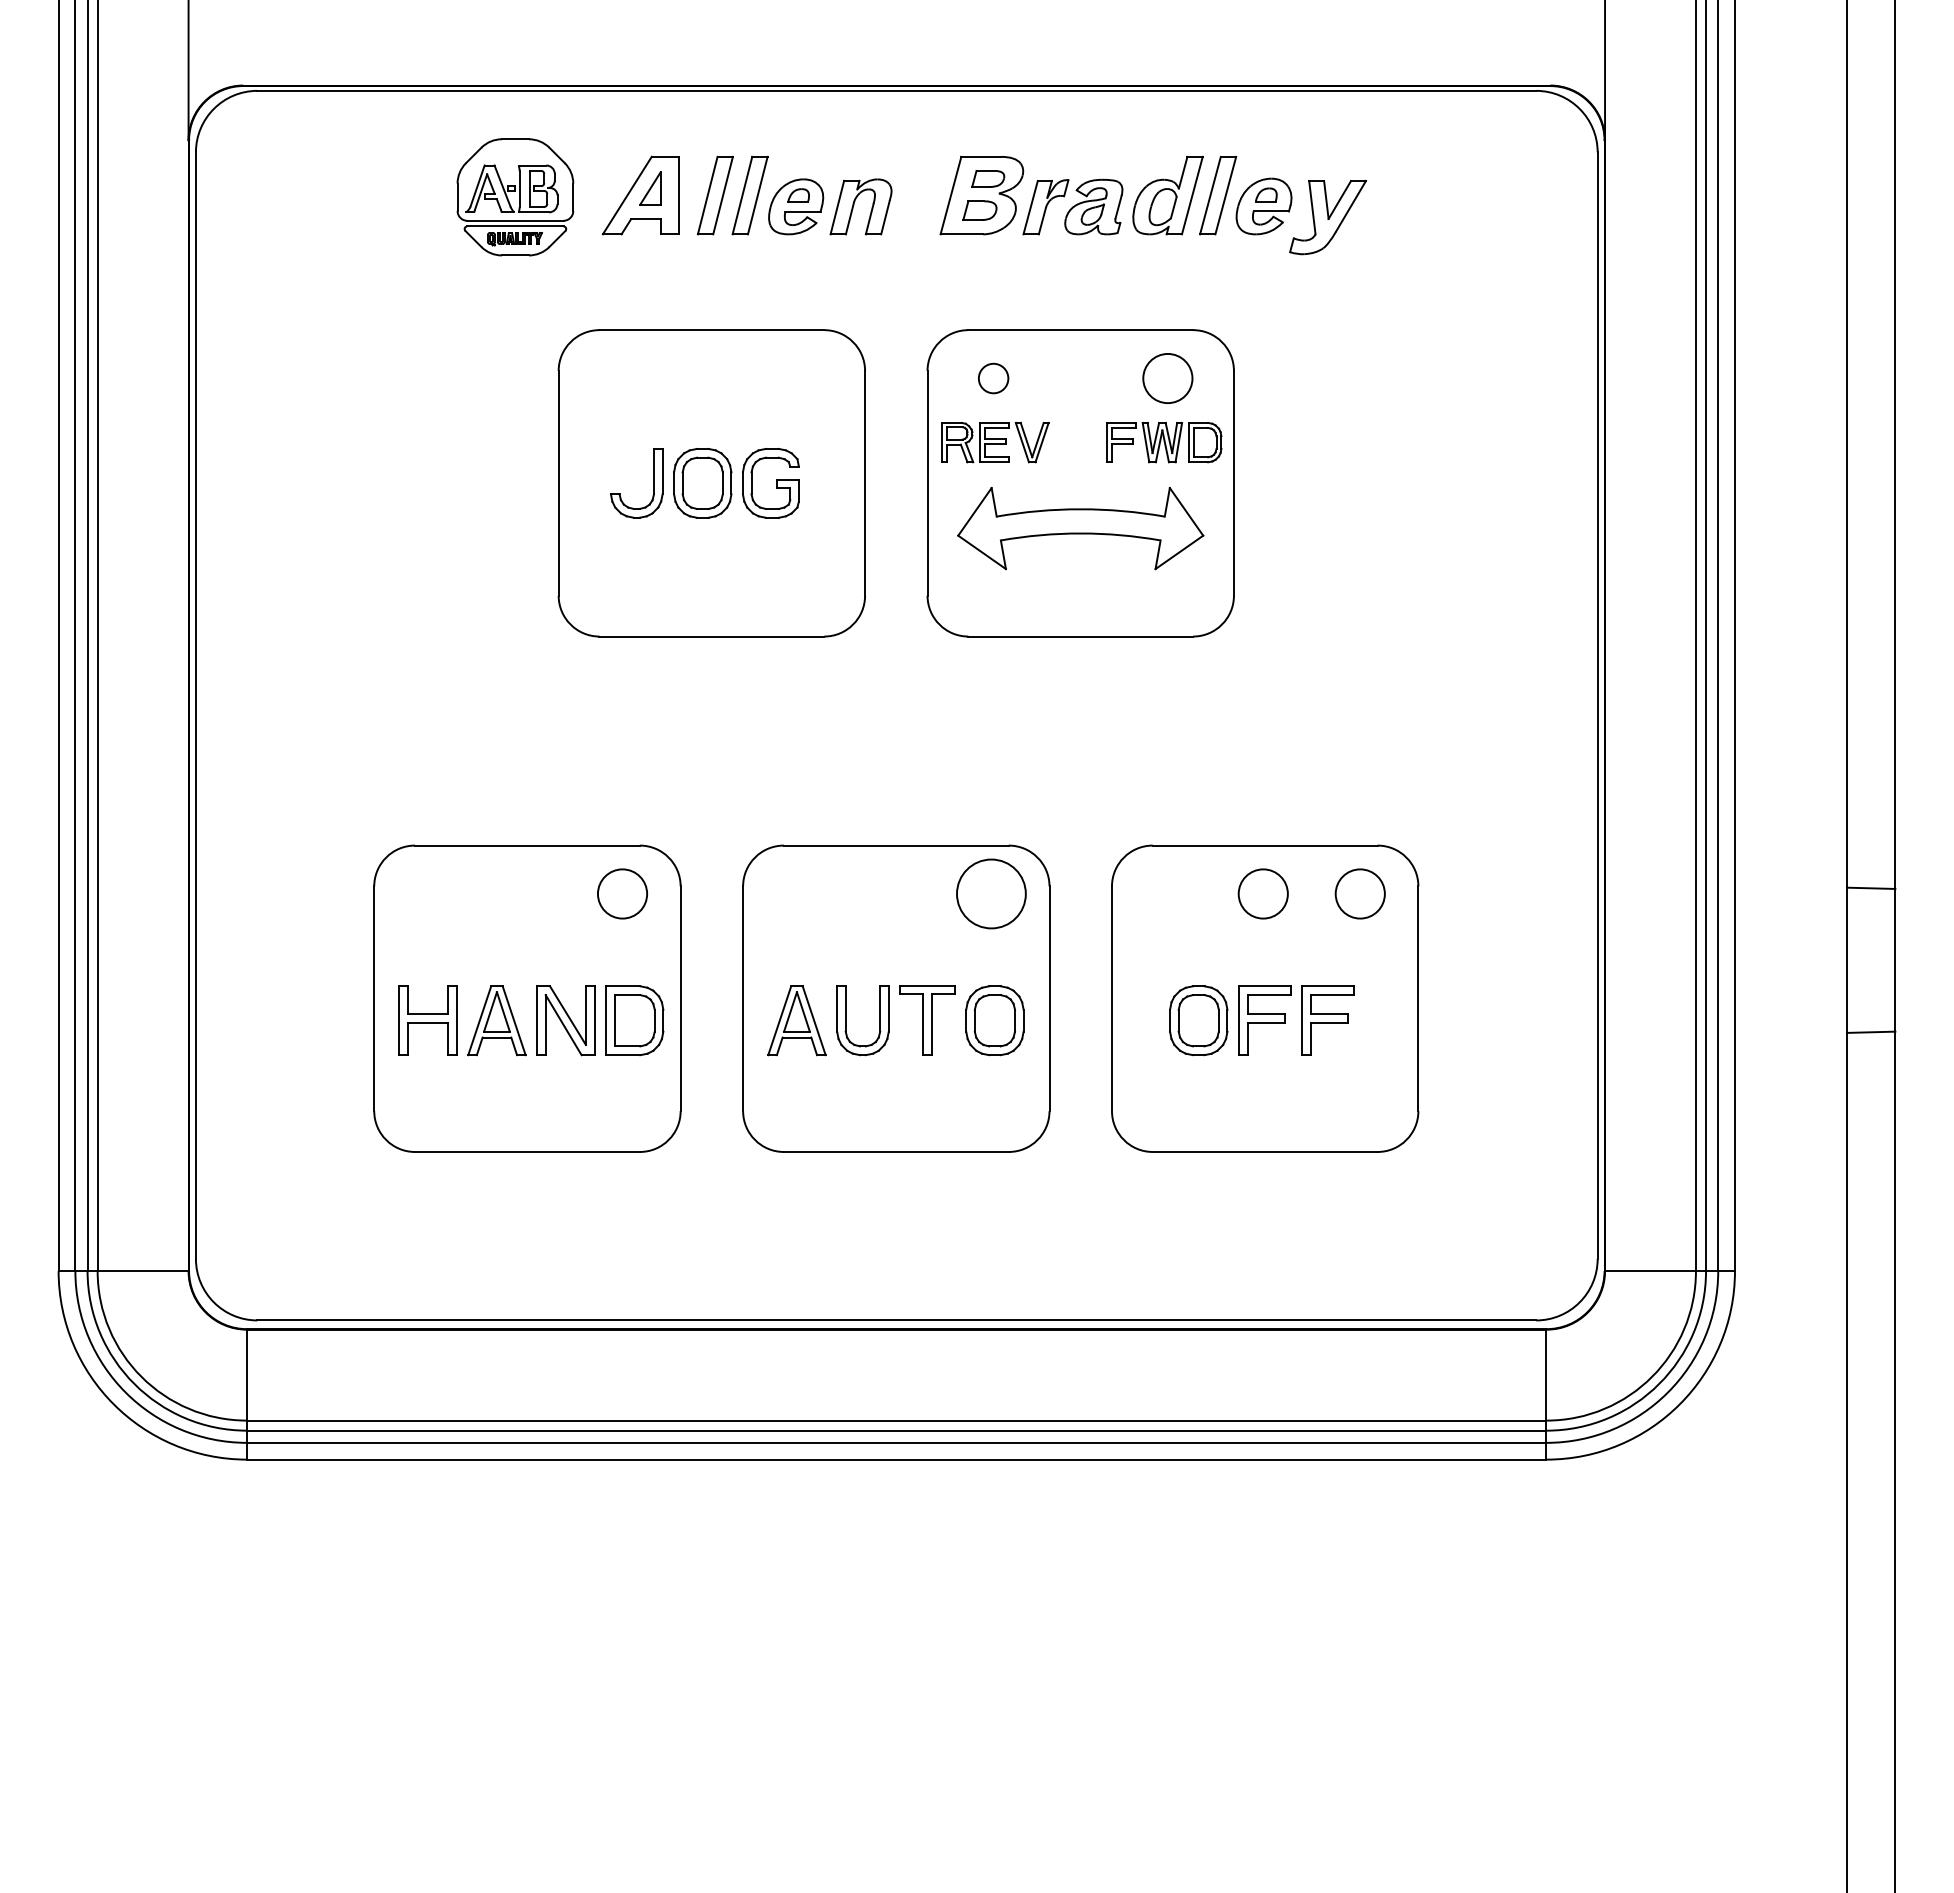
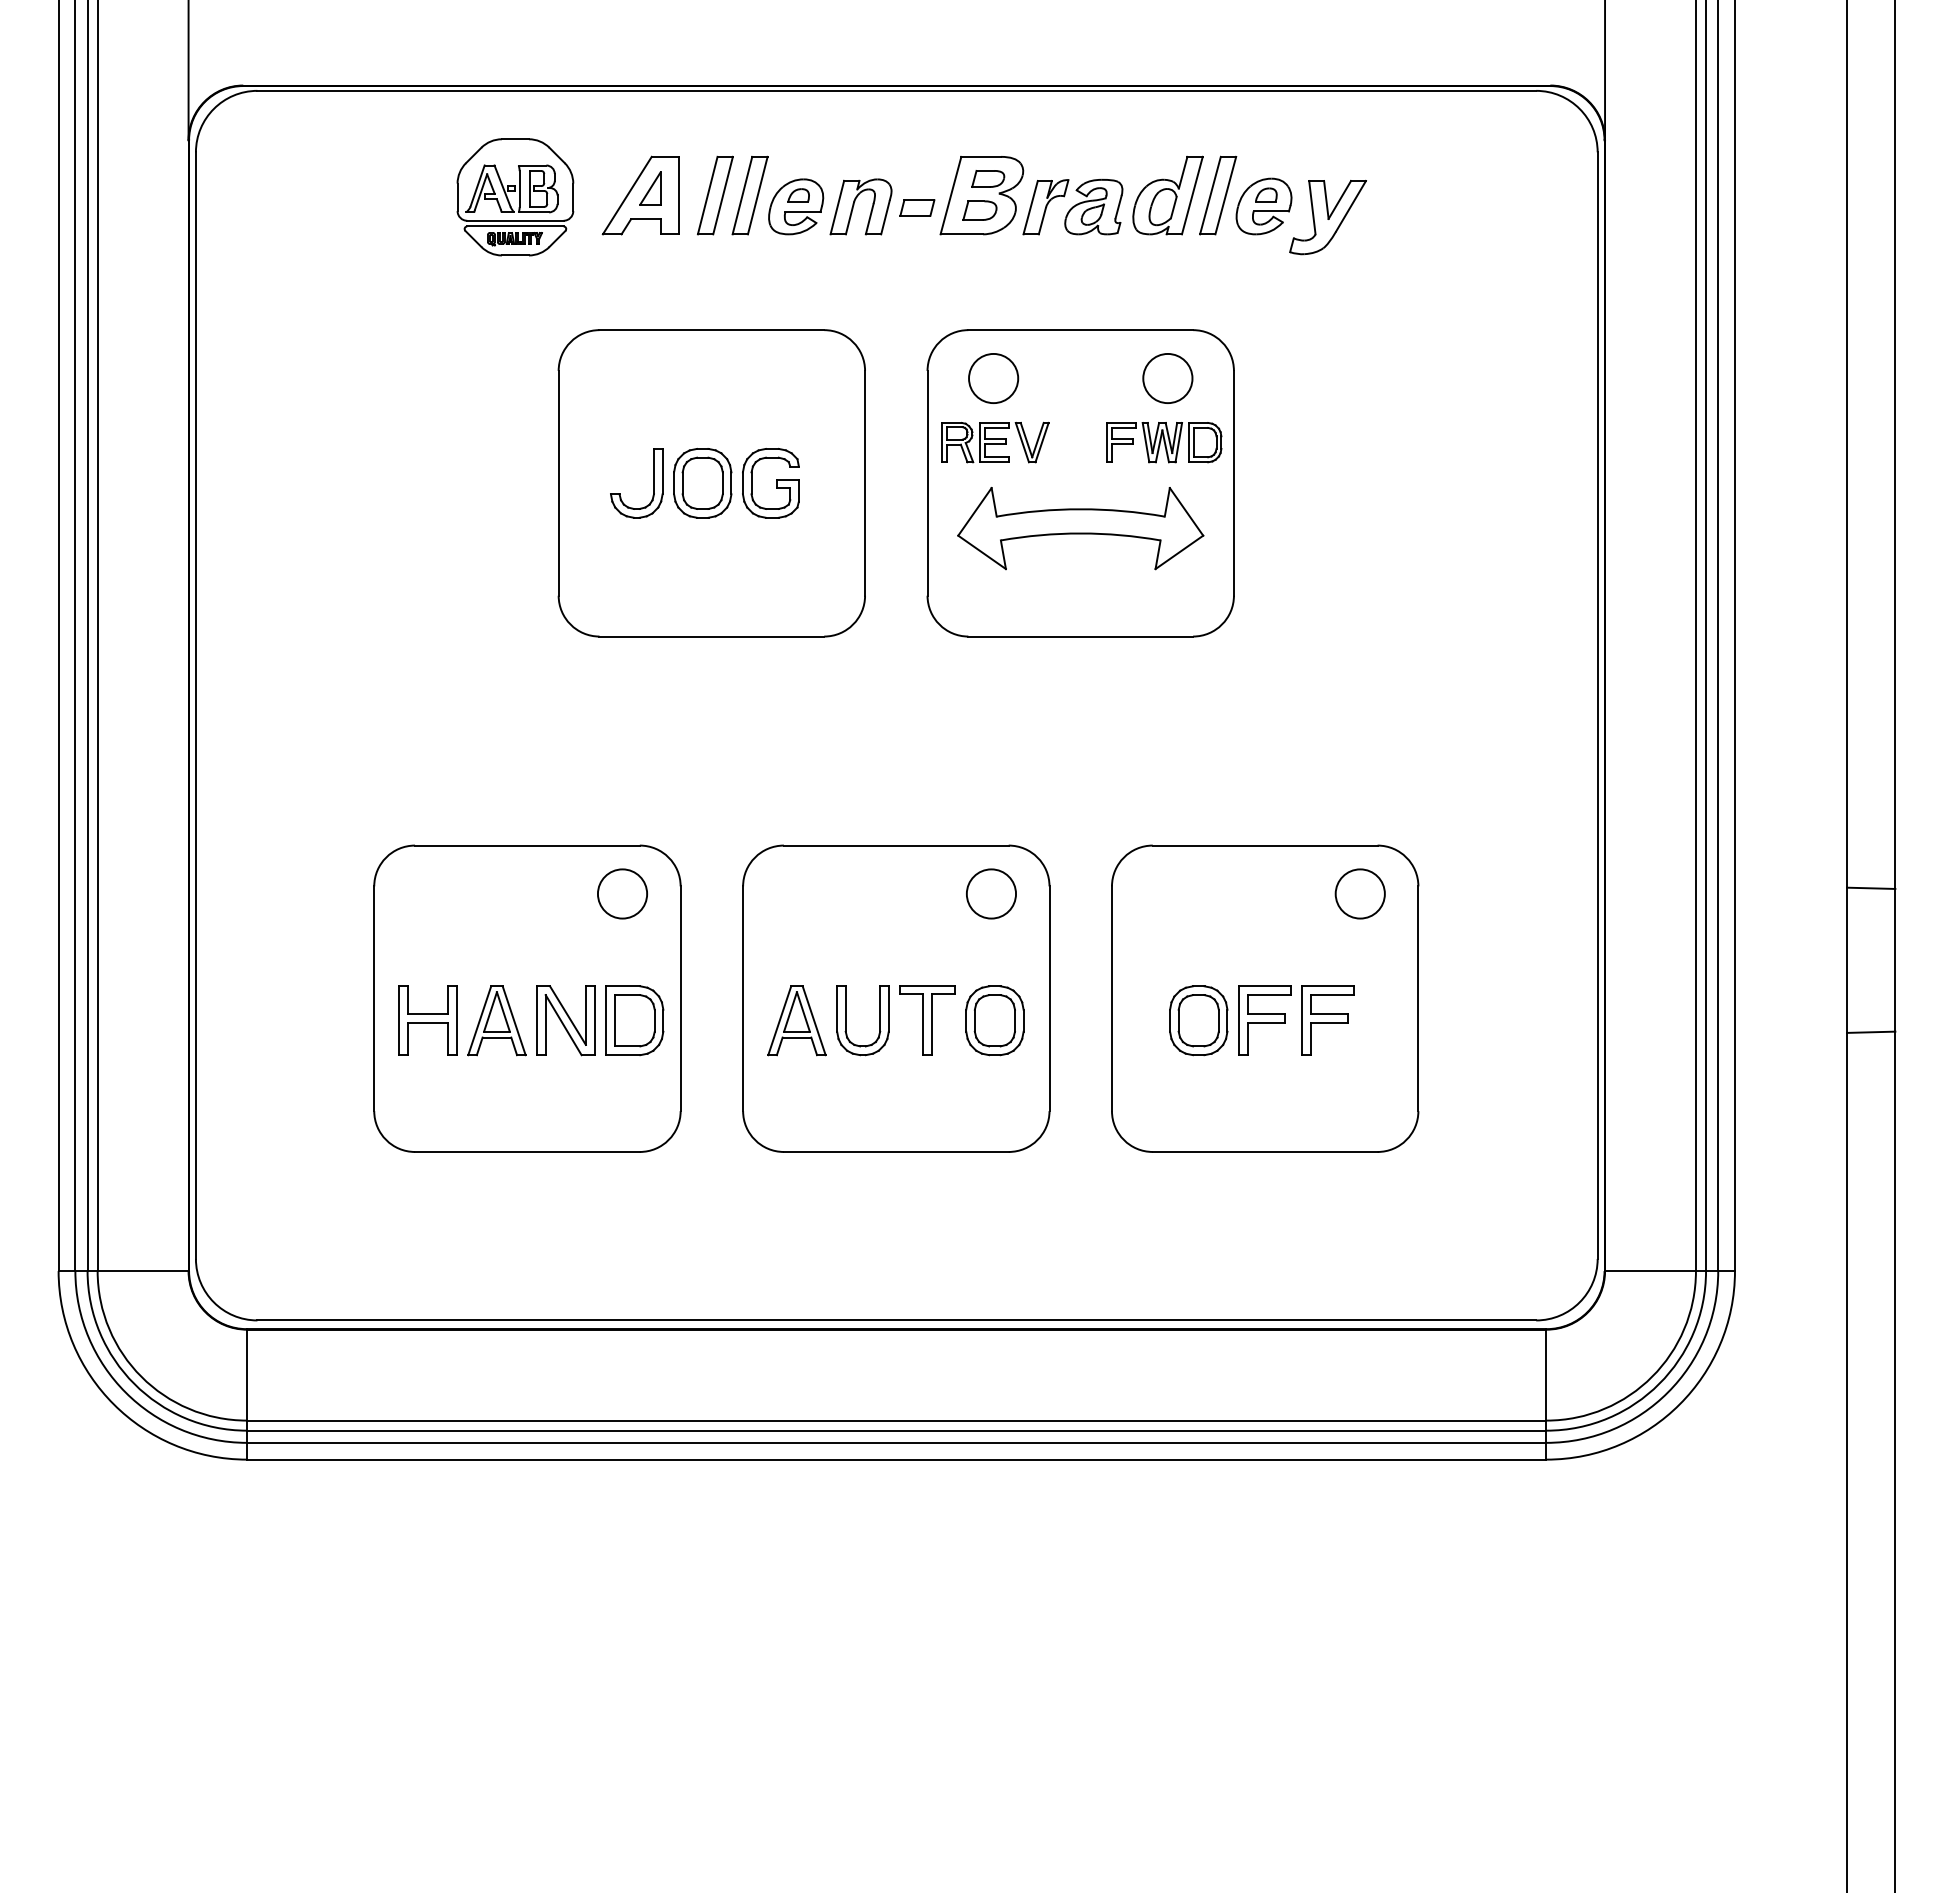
part: none -> present (917, 207)
circle diameter: 30 px -> 49 px (993, 378)
circle diameter: 69 px -> 49 px (991, 893)
circle: present -> none (1262, 893)
